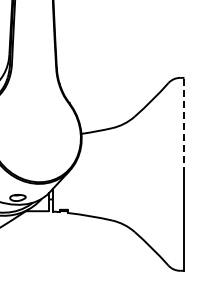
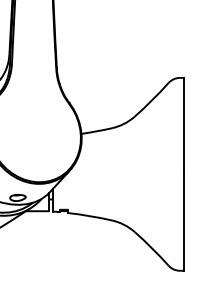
line: dashed -> solid (184, 125)
